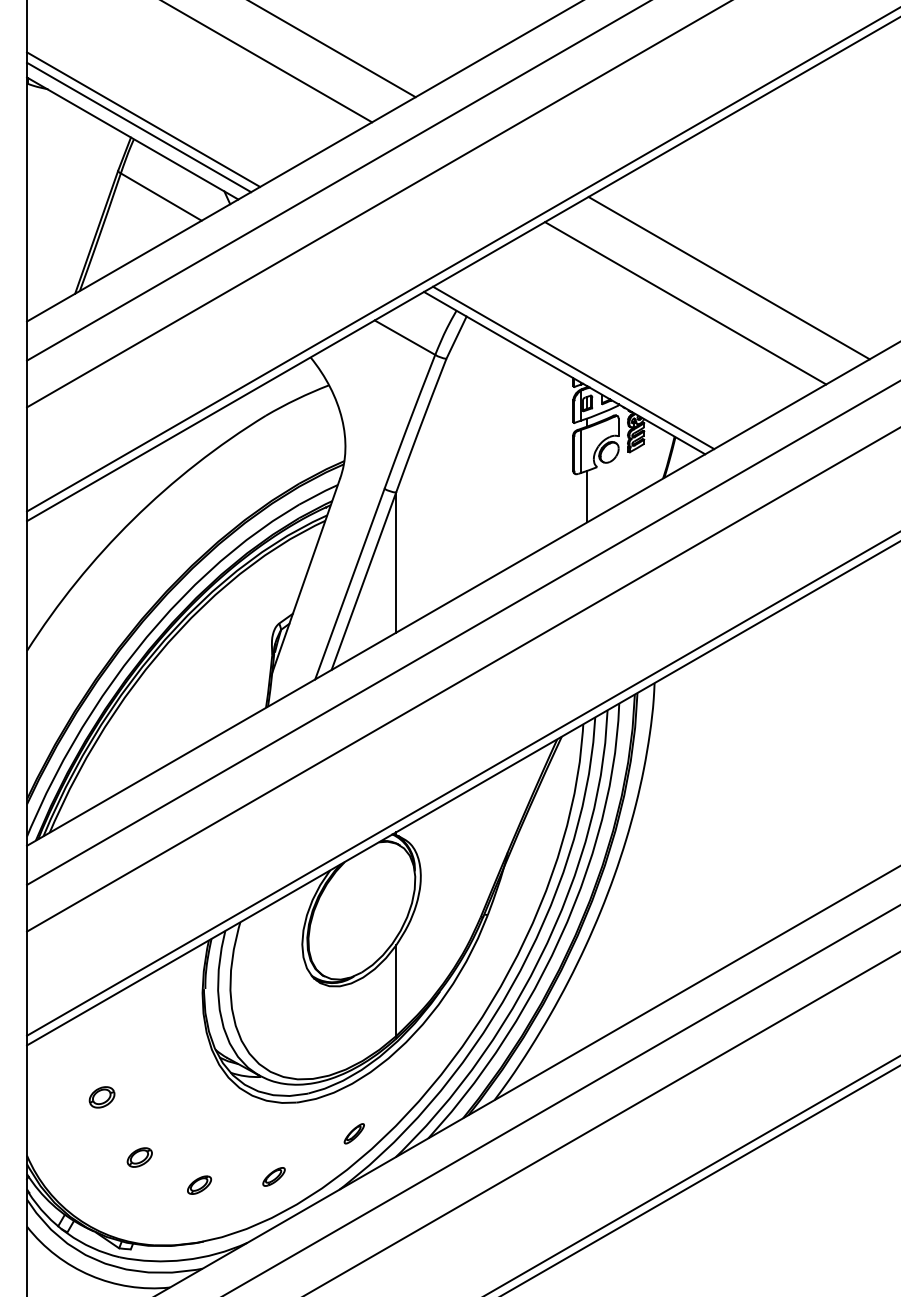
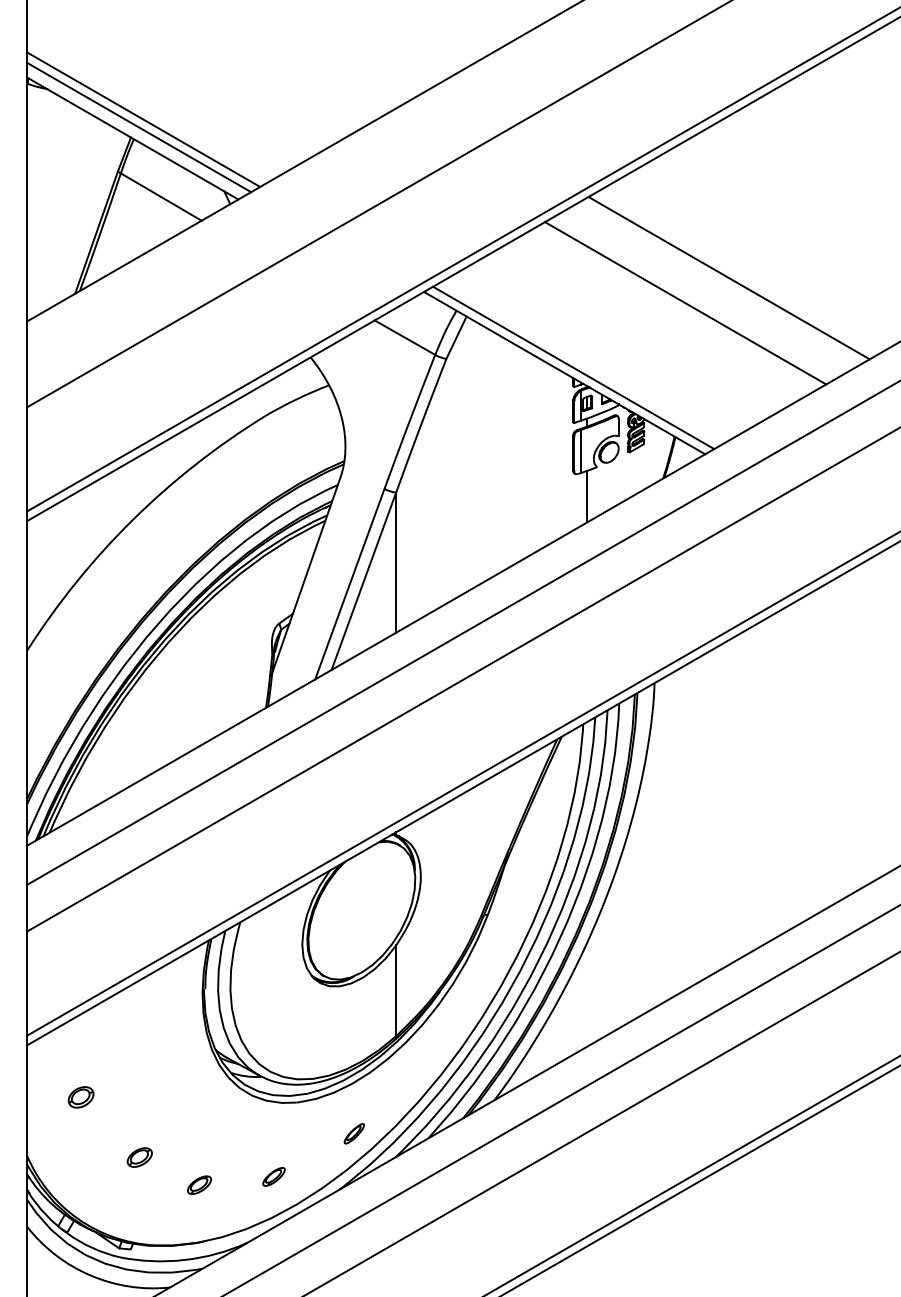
line: present -> none (332, 49)
line: present -> none (267, 62)
line: present -> none (337, 181)
part position: (101, 1097) -> (80, 1097) (80, 1097)
